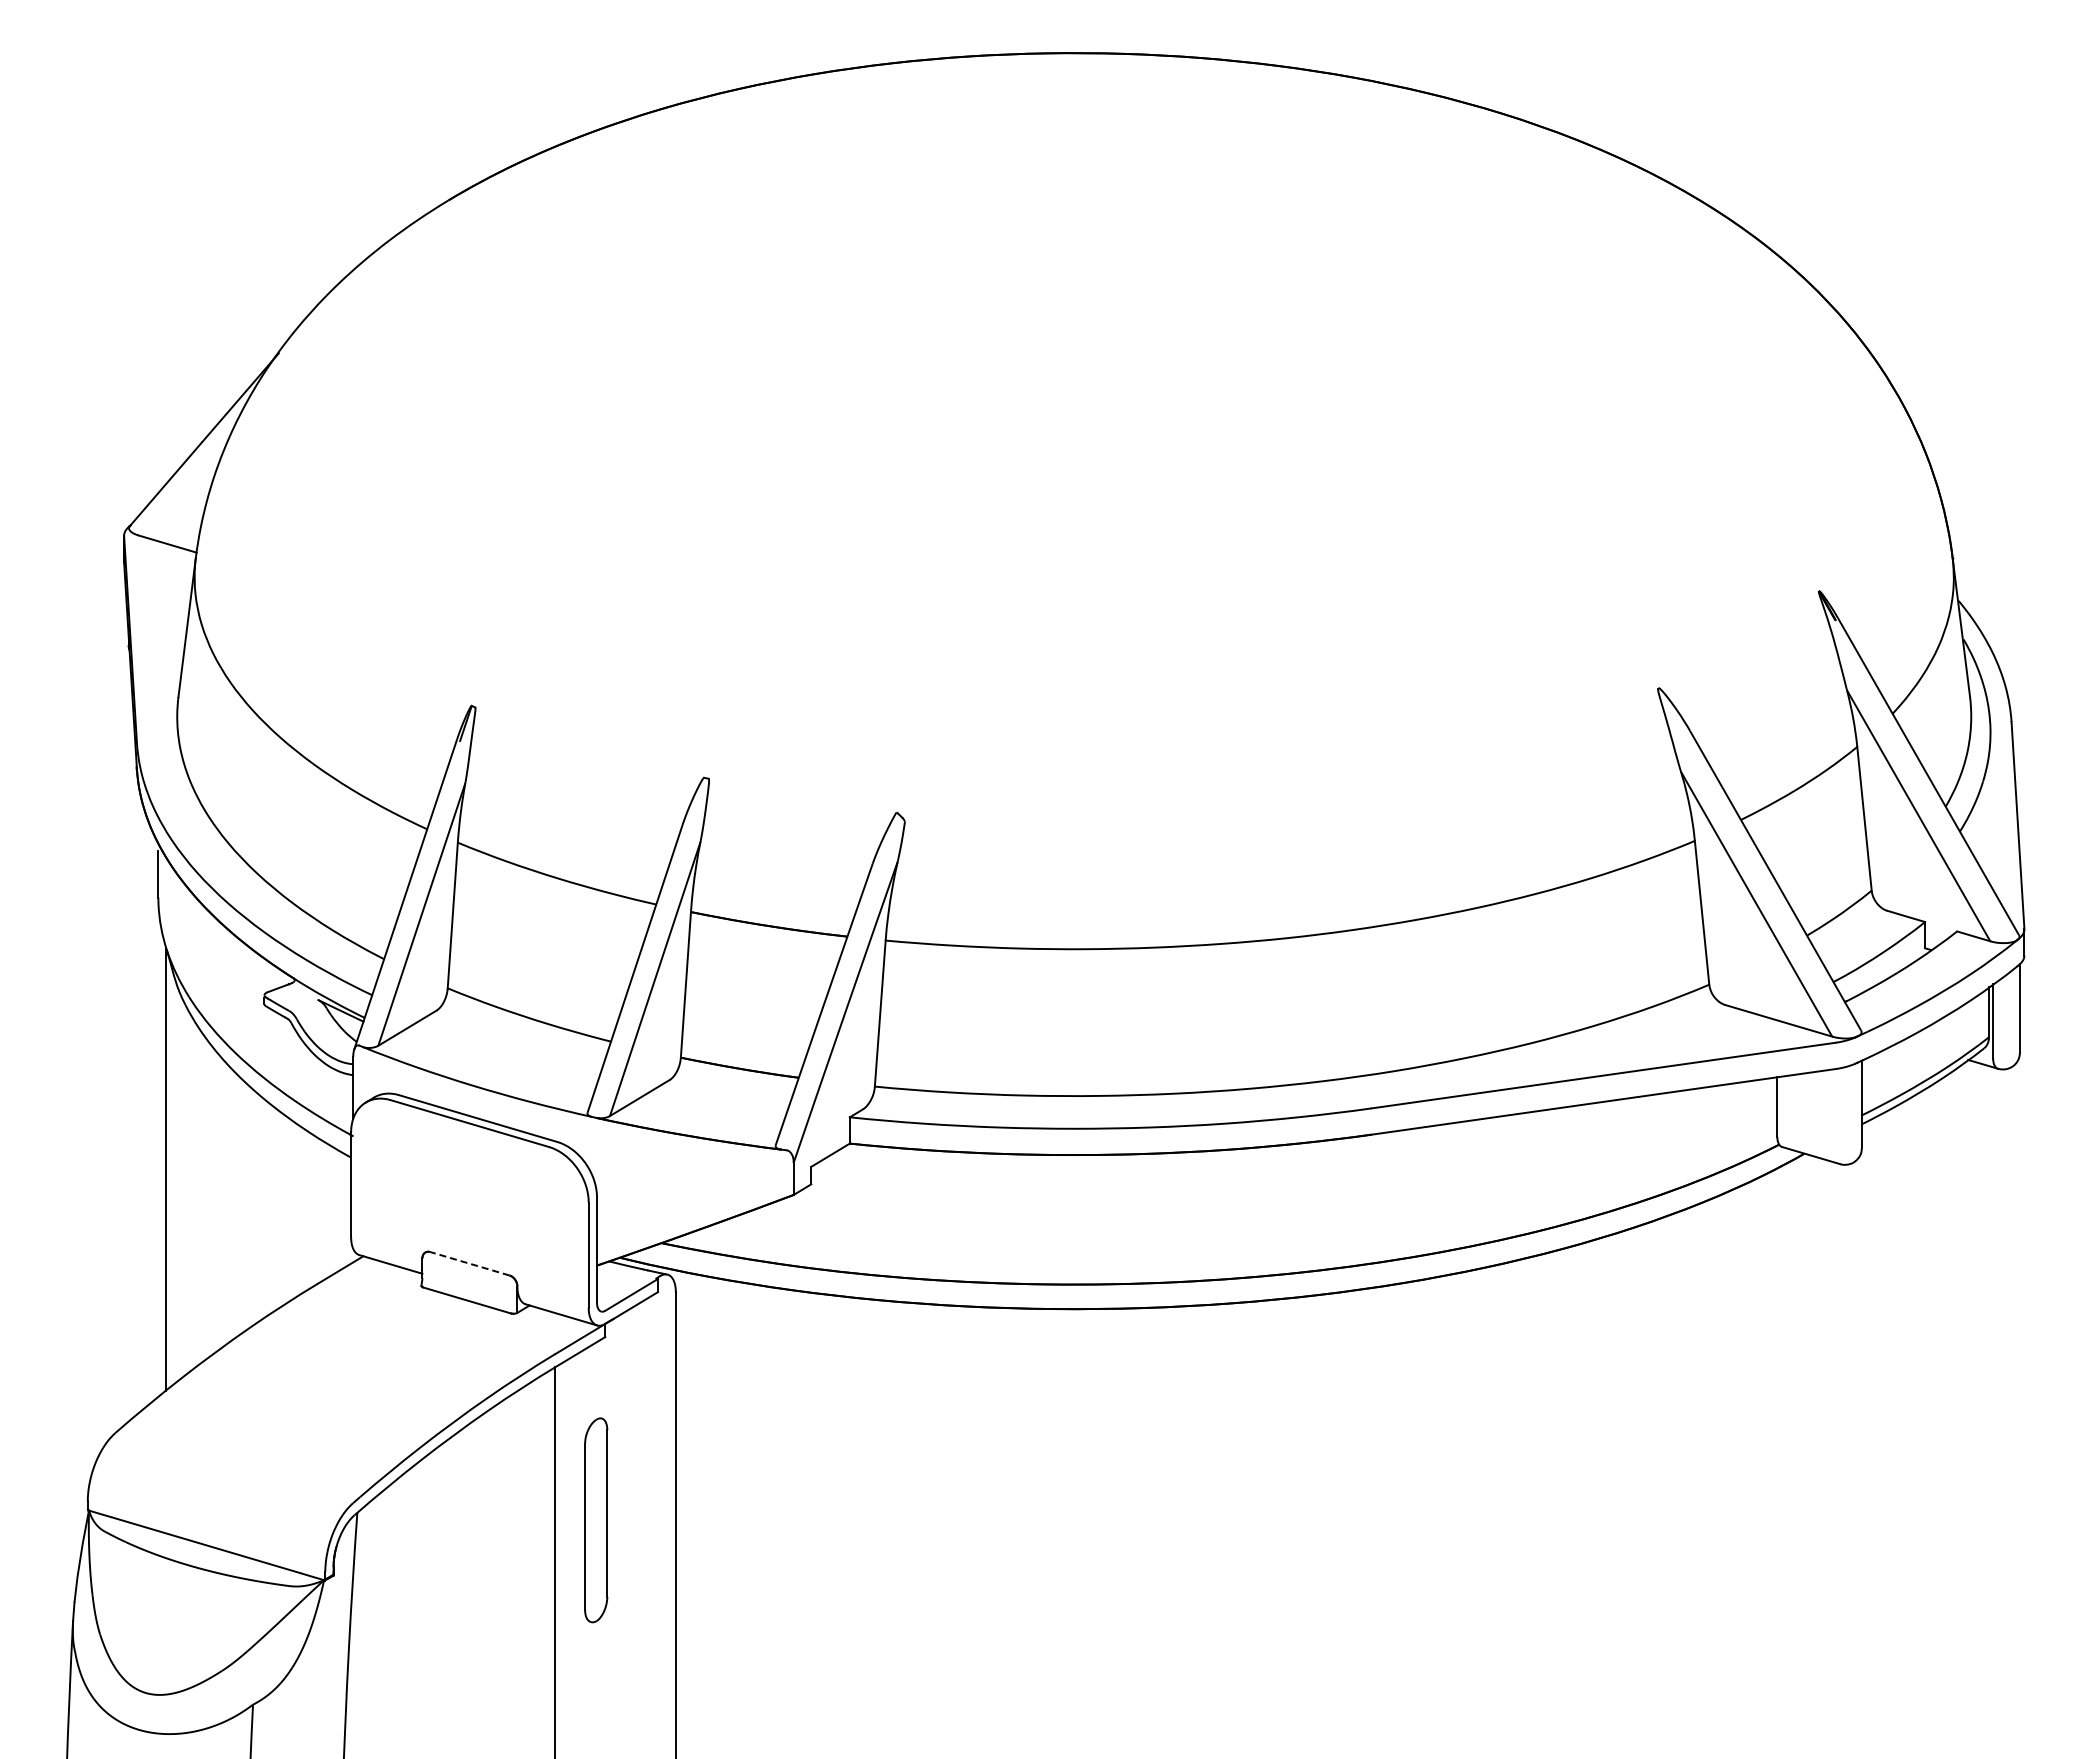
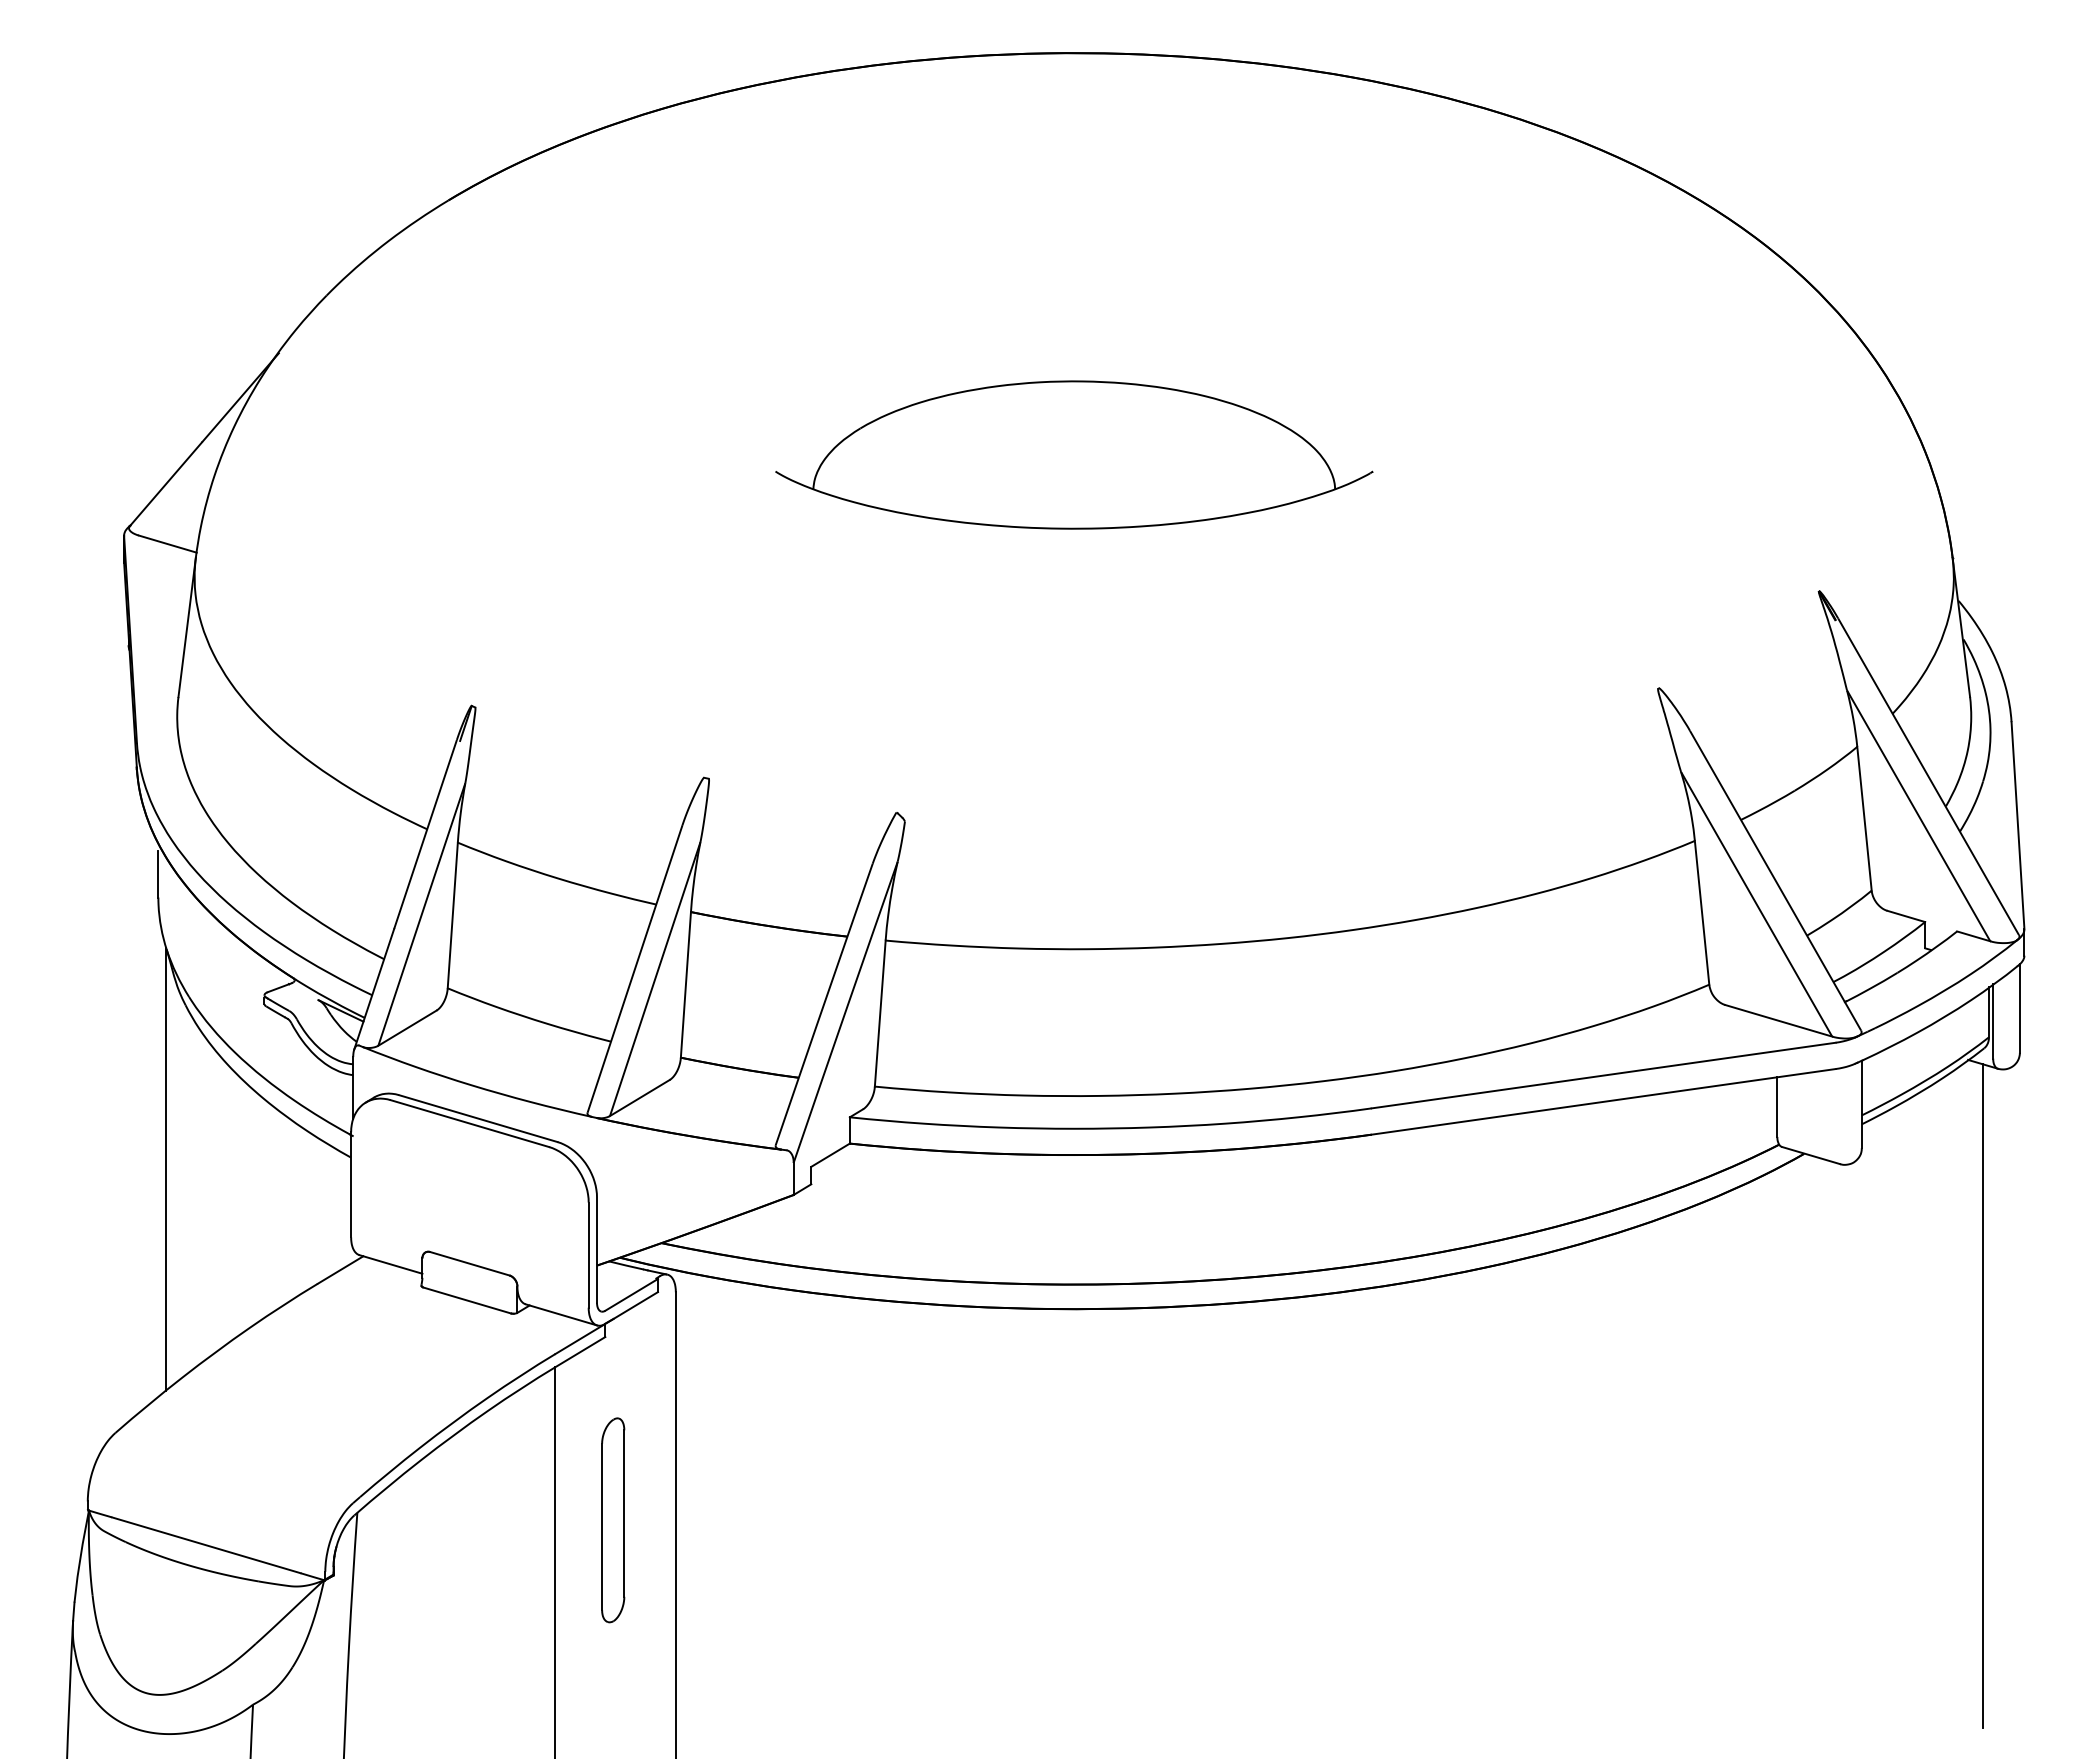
part: none -> present (1074, 454)
line: dashed -> solid (469, 1263)
line: none -> present (1982, 1395)
part position: (596, 1520) -> (613, 1520) (613, 1520)
